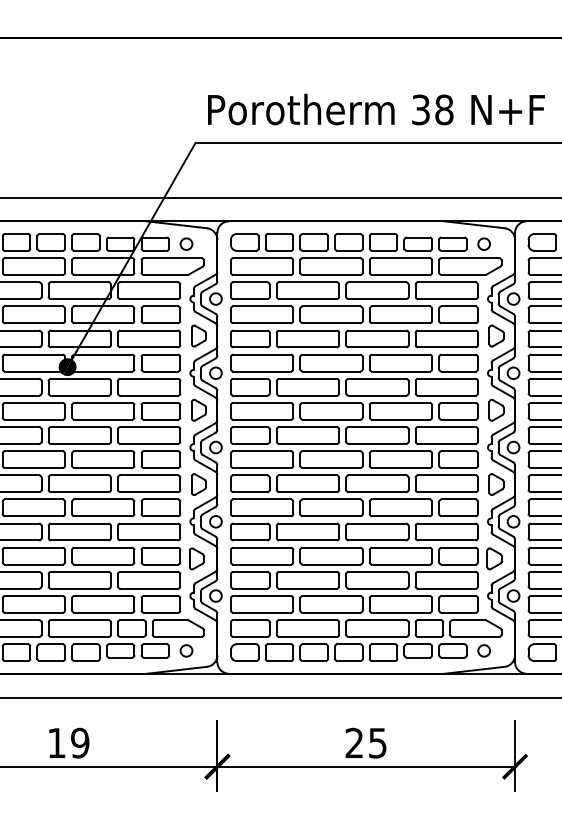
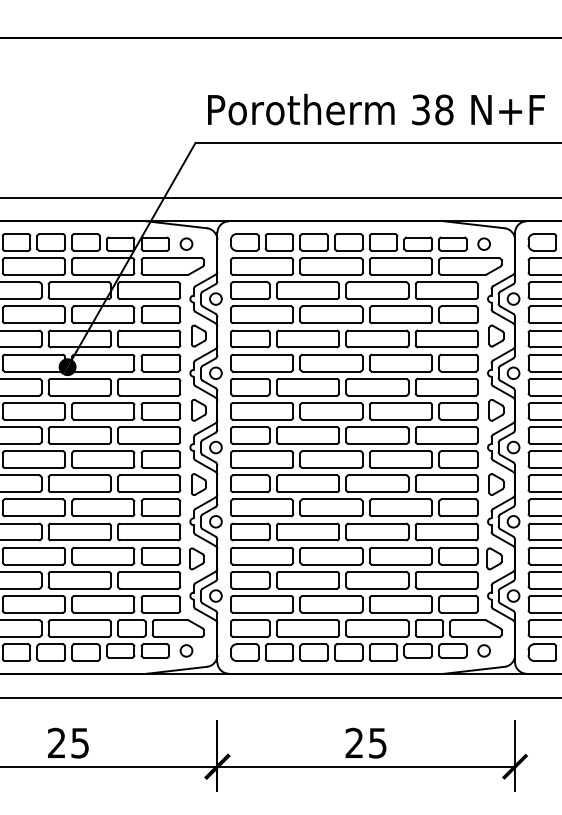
text: 19 -> 25 (68, 742)
